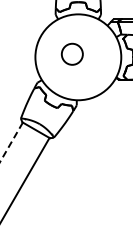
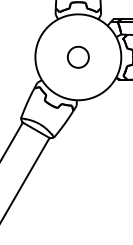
circle position: (72, 53) -> (78, 56) (78, 56)
line: dashed -> solid (11, 142)
